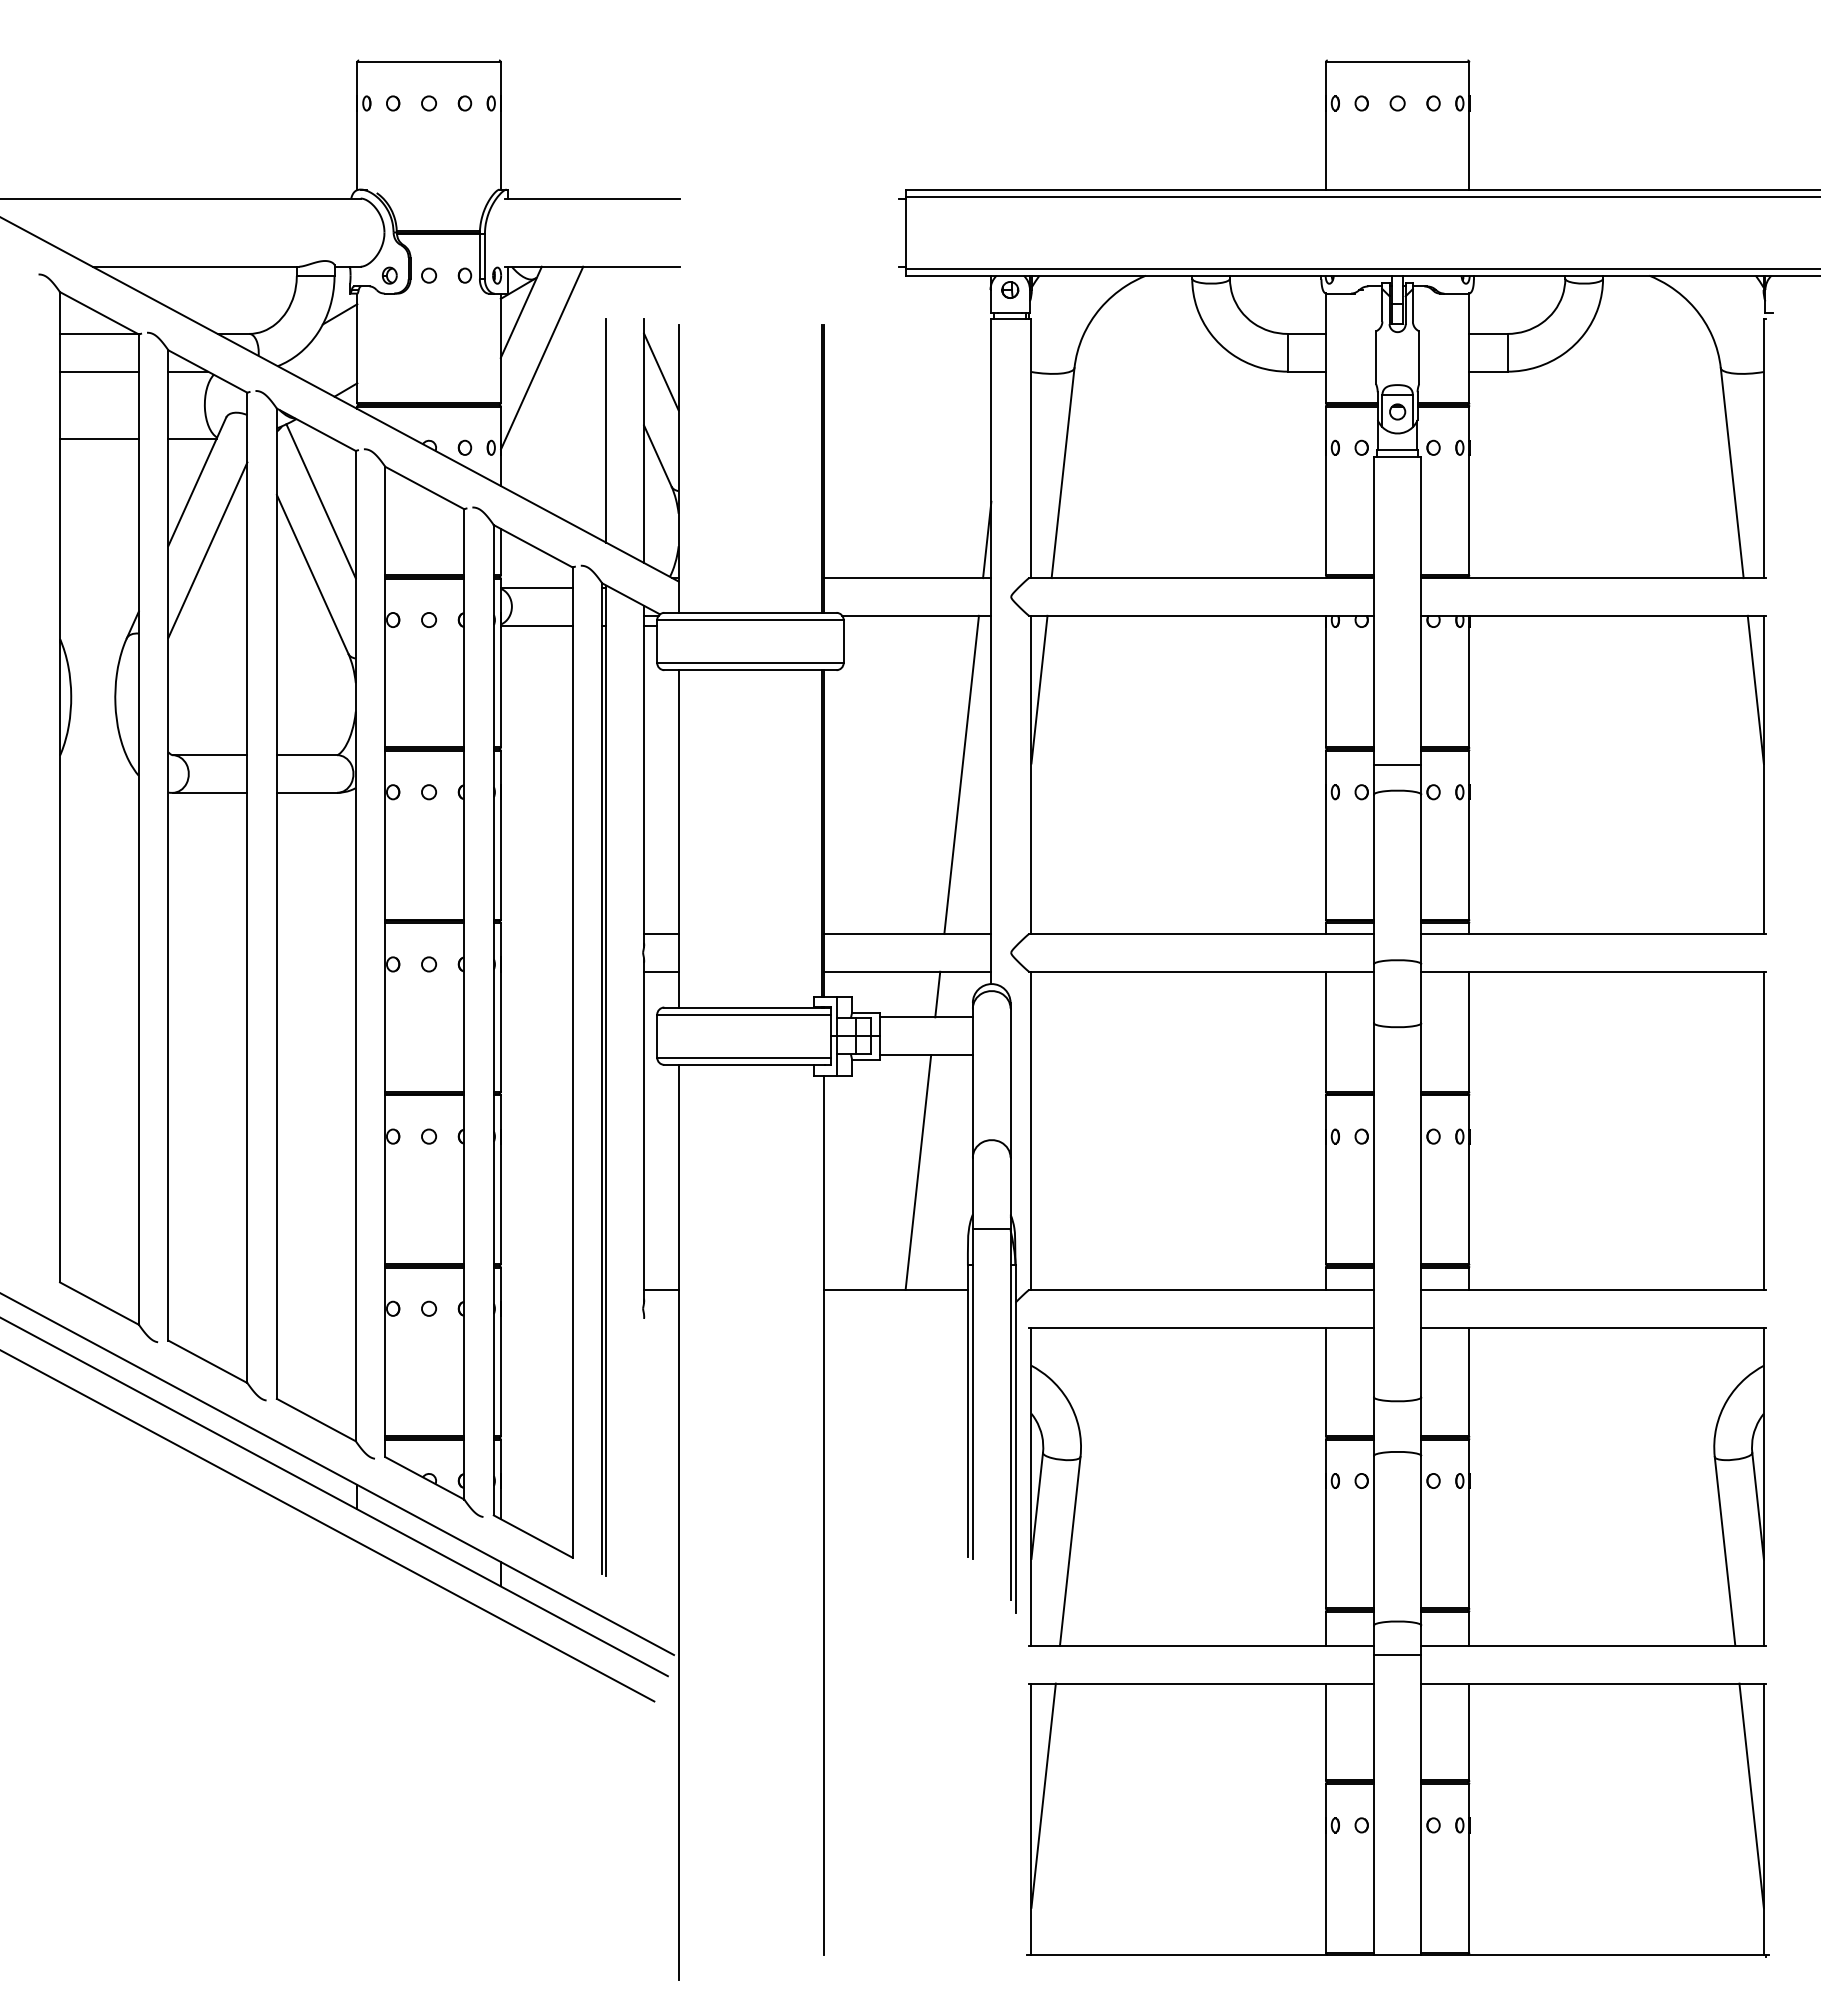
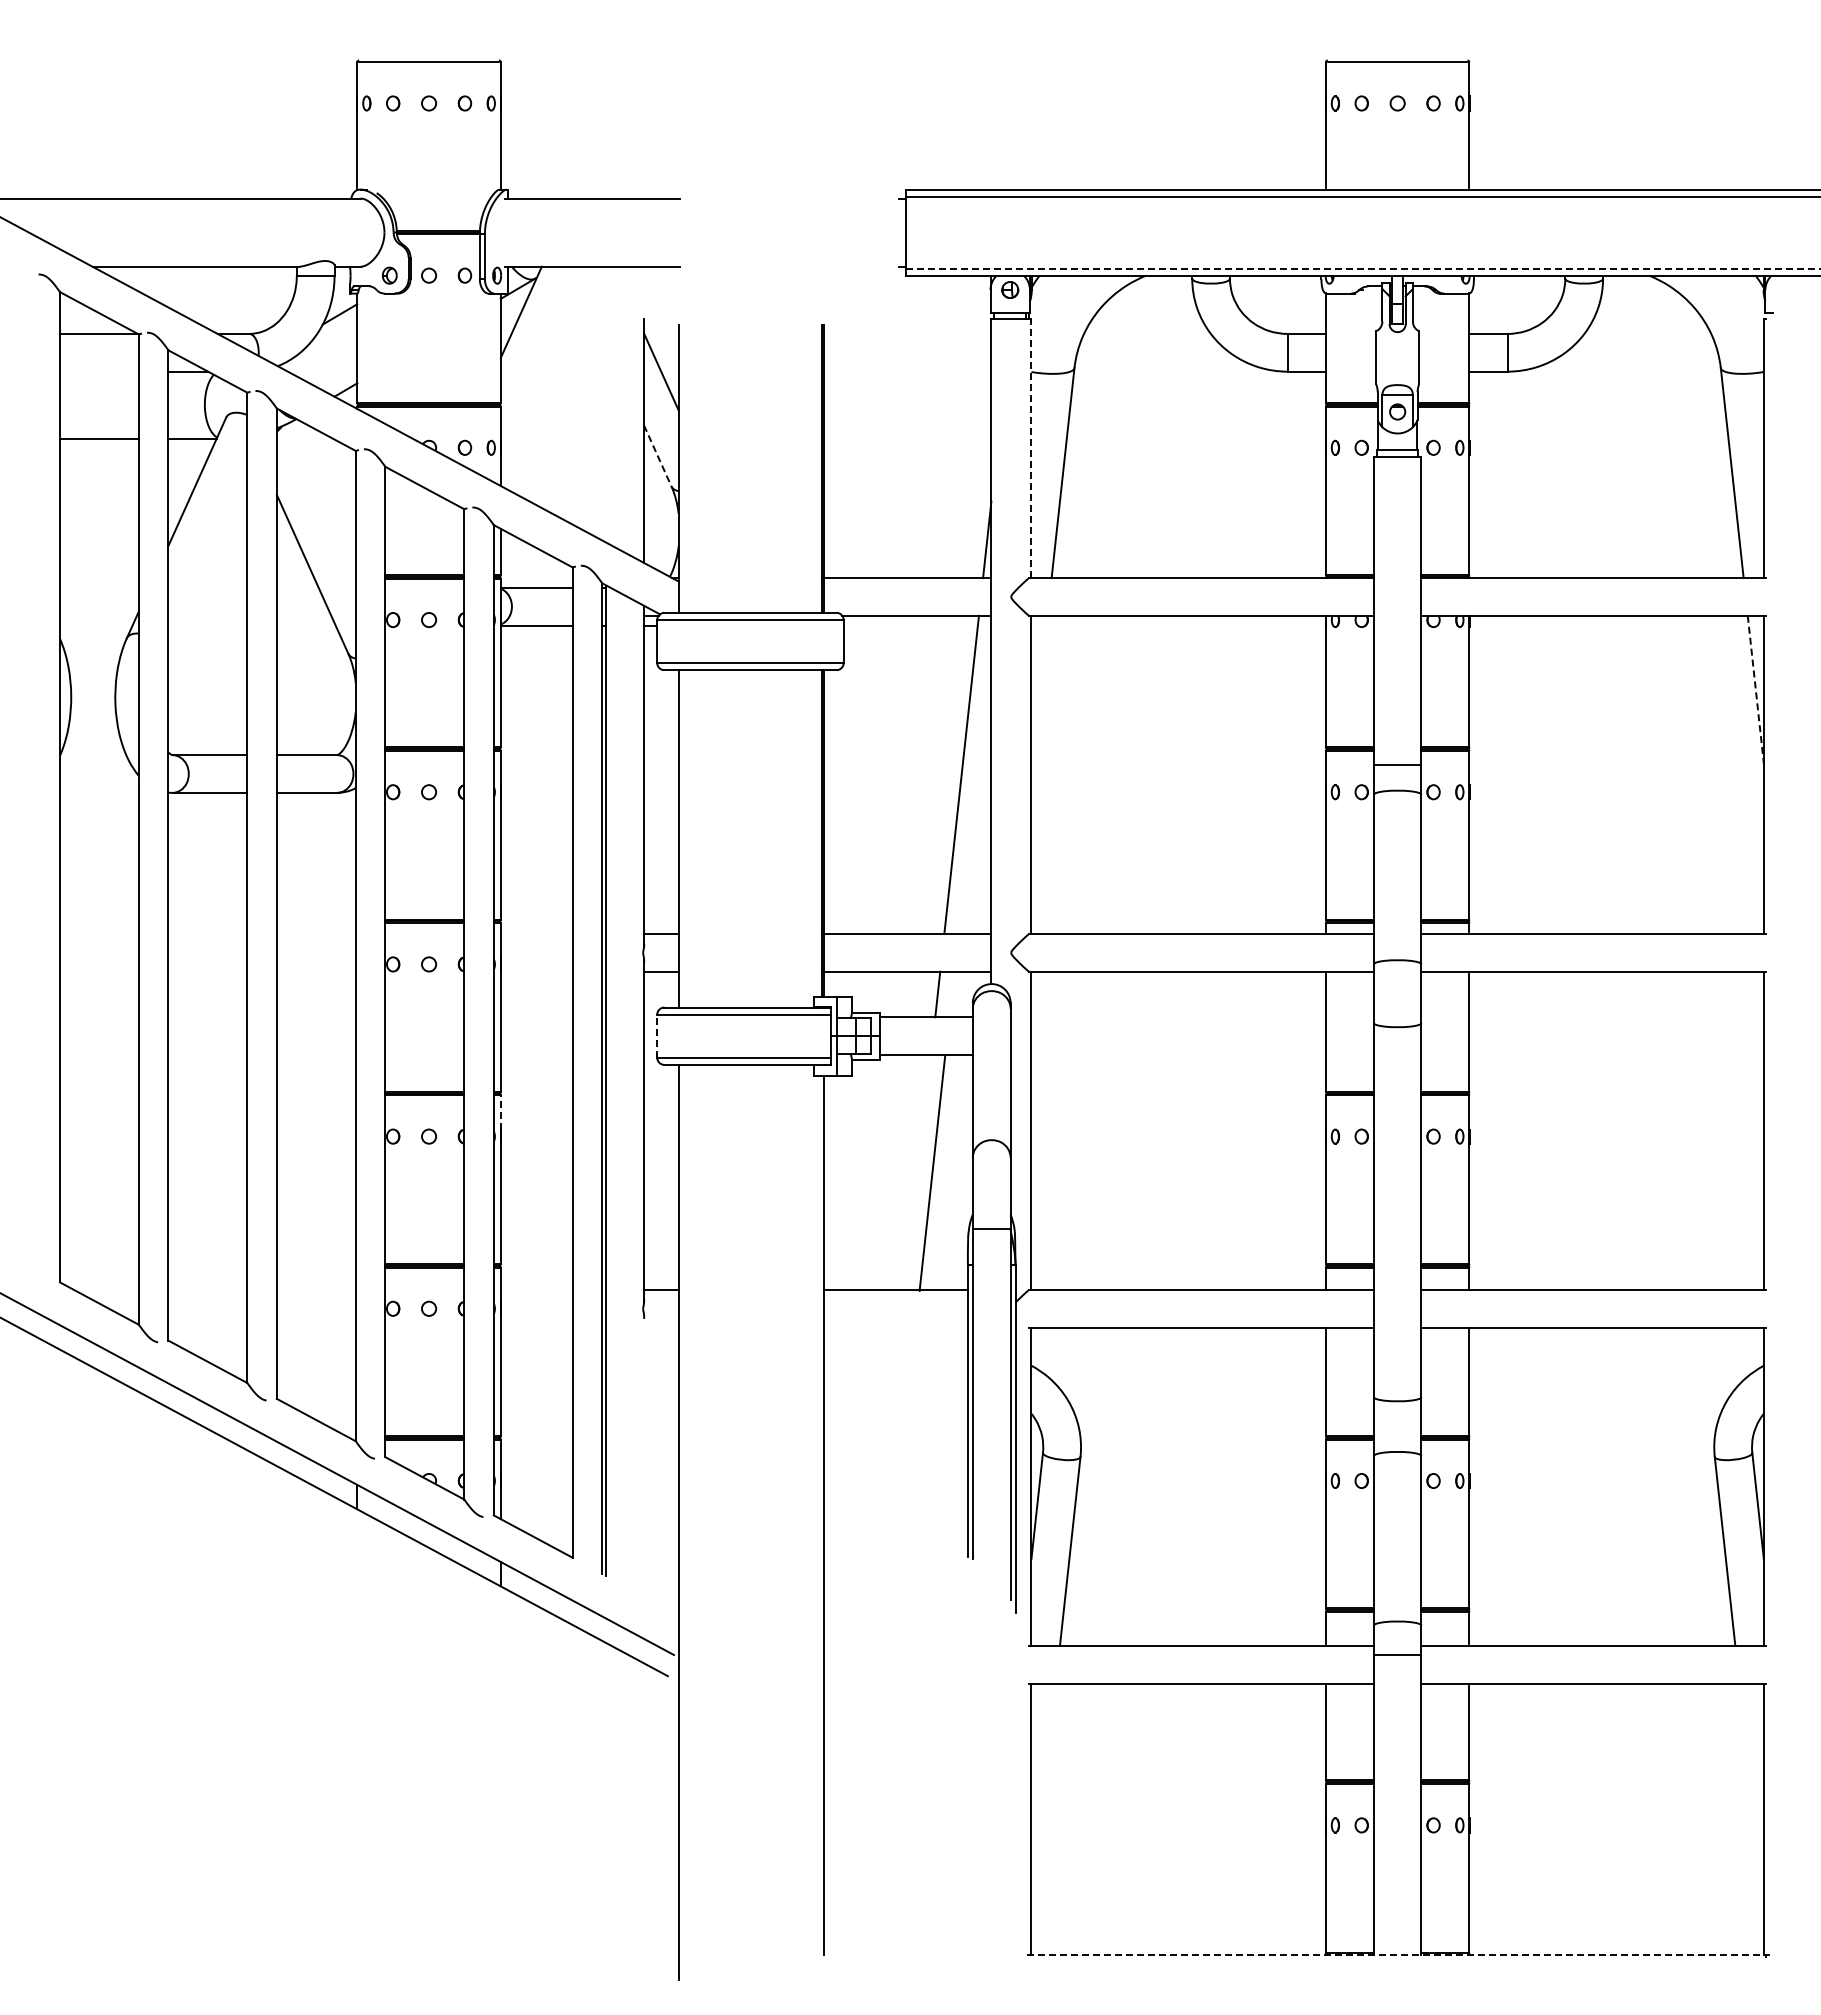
line: solid -> dashed (1363, 268)
line: present -> none (542, 357)
line: present -> none (99, 371)
line: present -> none (606, 430)
line: solid -> dashed (1031, 448)
line: solid -> dashed (657, 456)
line: present -> none (320, 501)
line: present -> none (207, 549)
line: present -> none (1039, 689)
line: solid -> dashed (1755, 689)
line: solid -> dashed (657, 1036)
line: solid -> dashed (500, 1112)
line position: (918, 1172) -> (932, 1173) (932, 1173)
line: present -> none (328, 1526)
line: present -> none (1043, 1795)
line: present -> none (1751, 1795)
line: solid -> dashed (1396, 1954)
